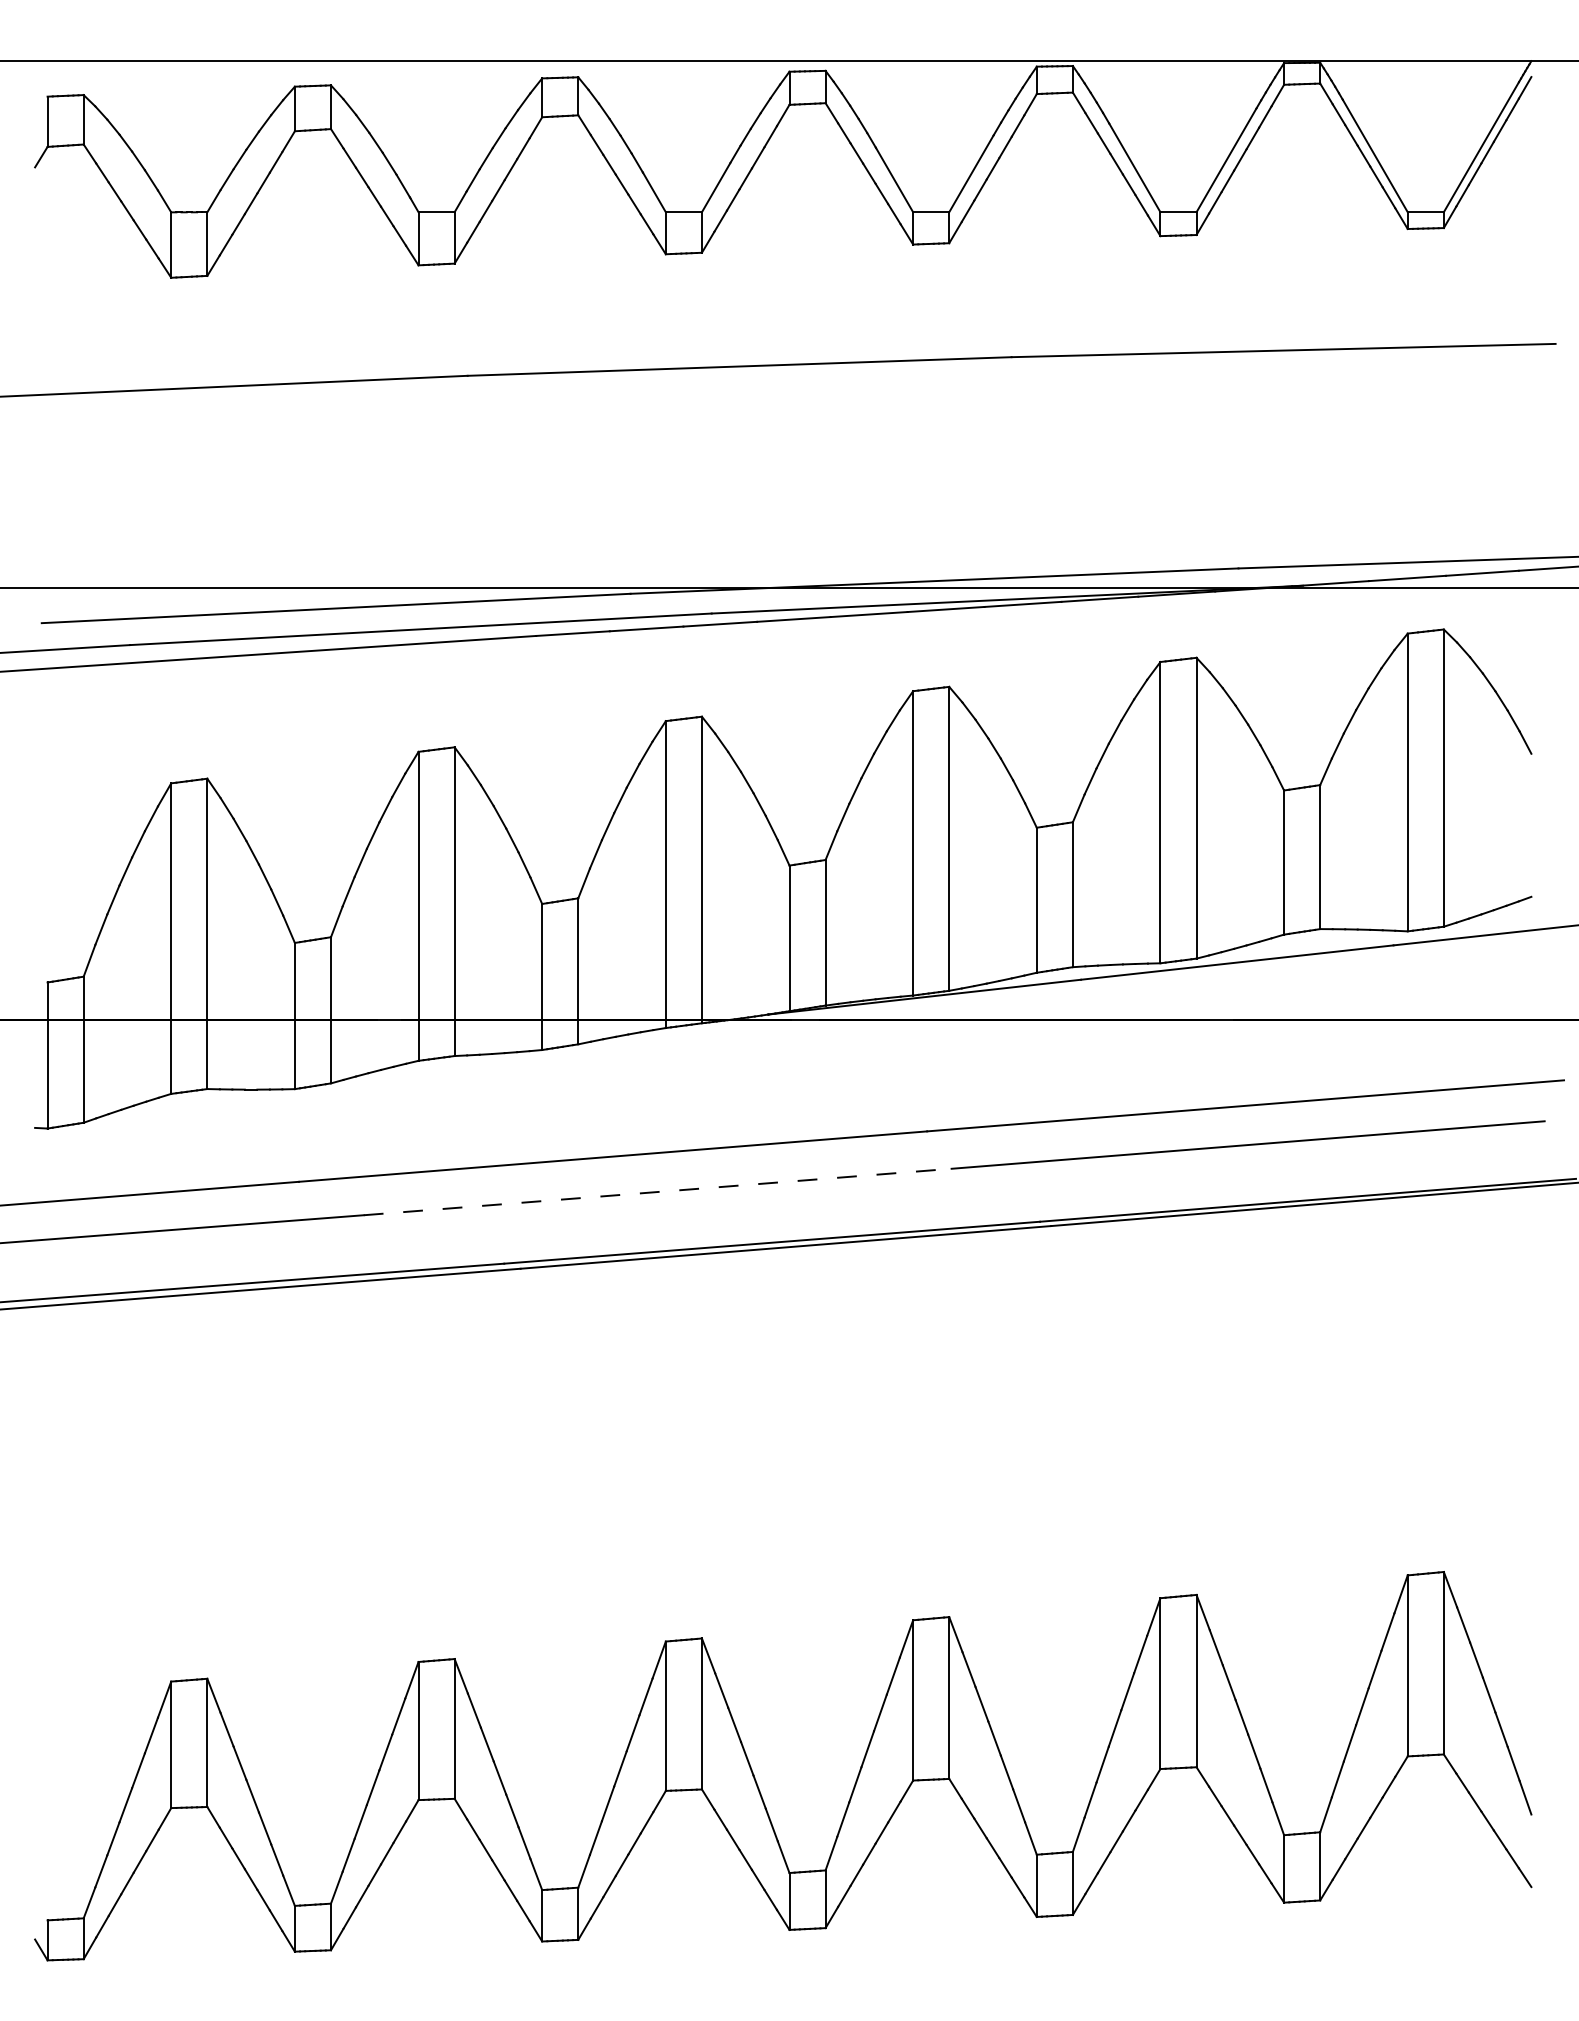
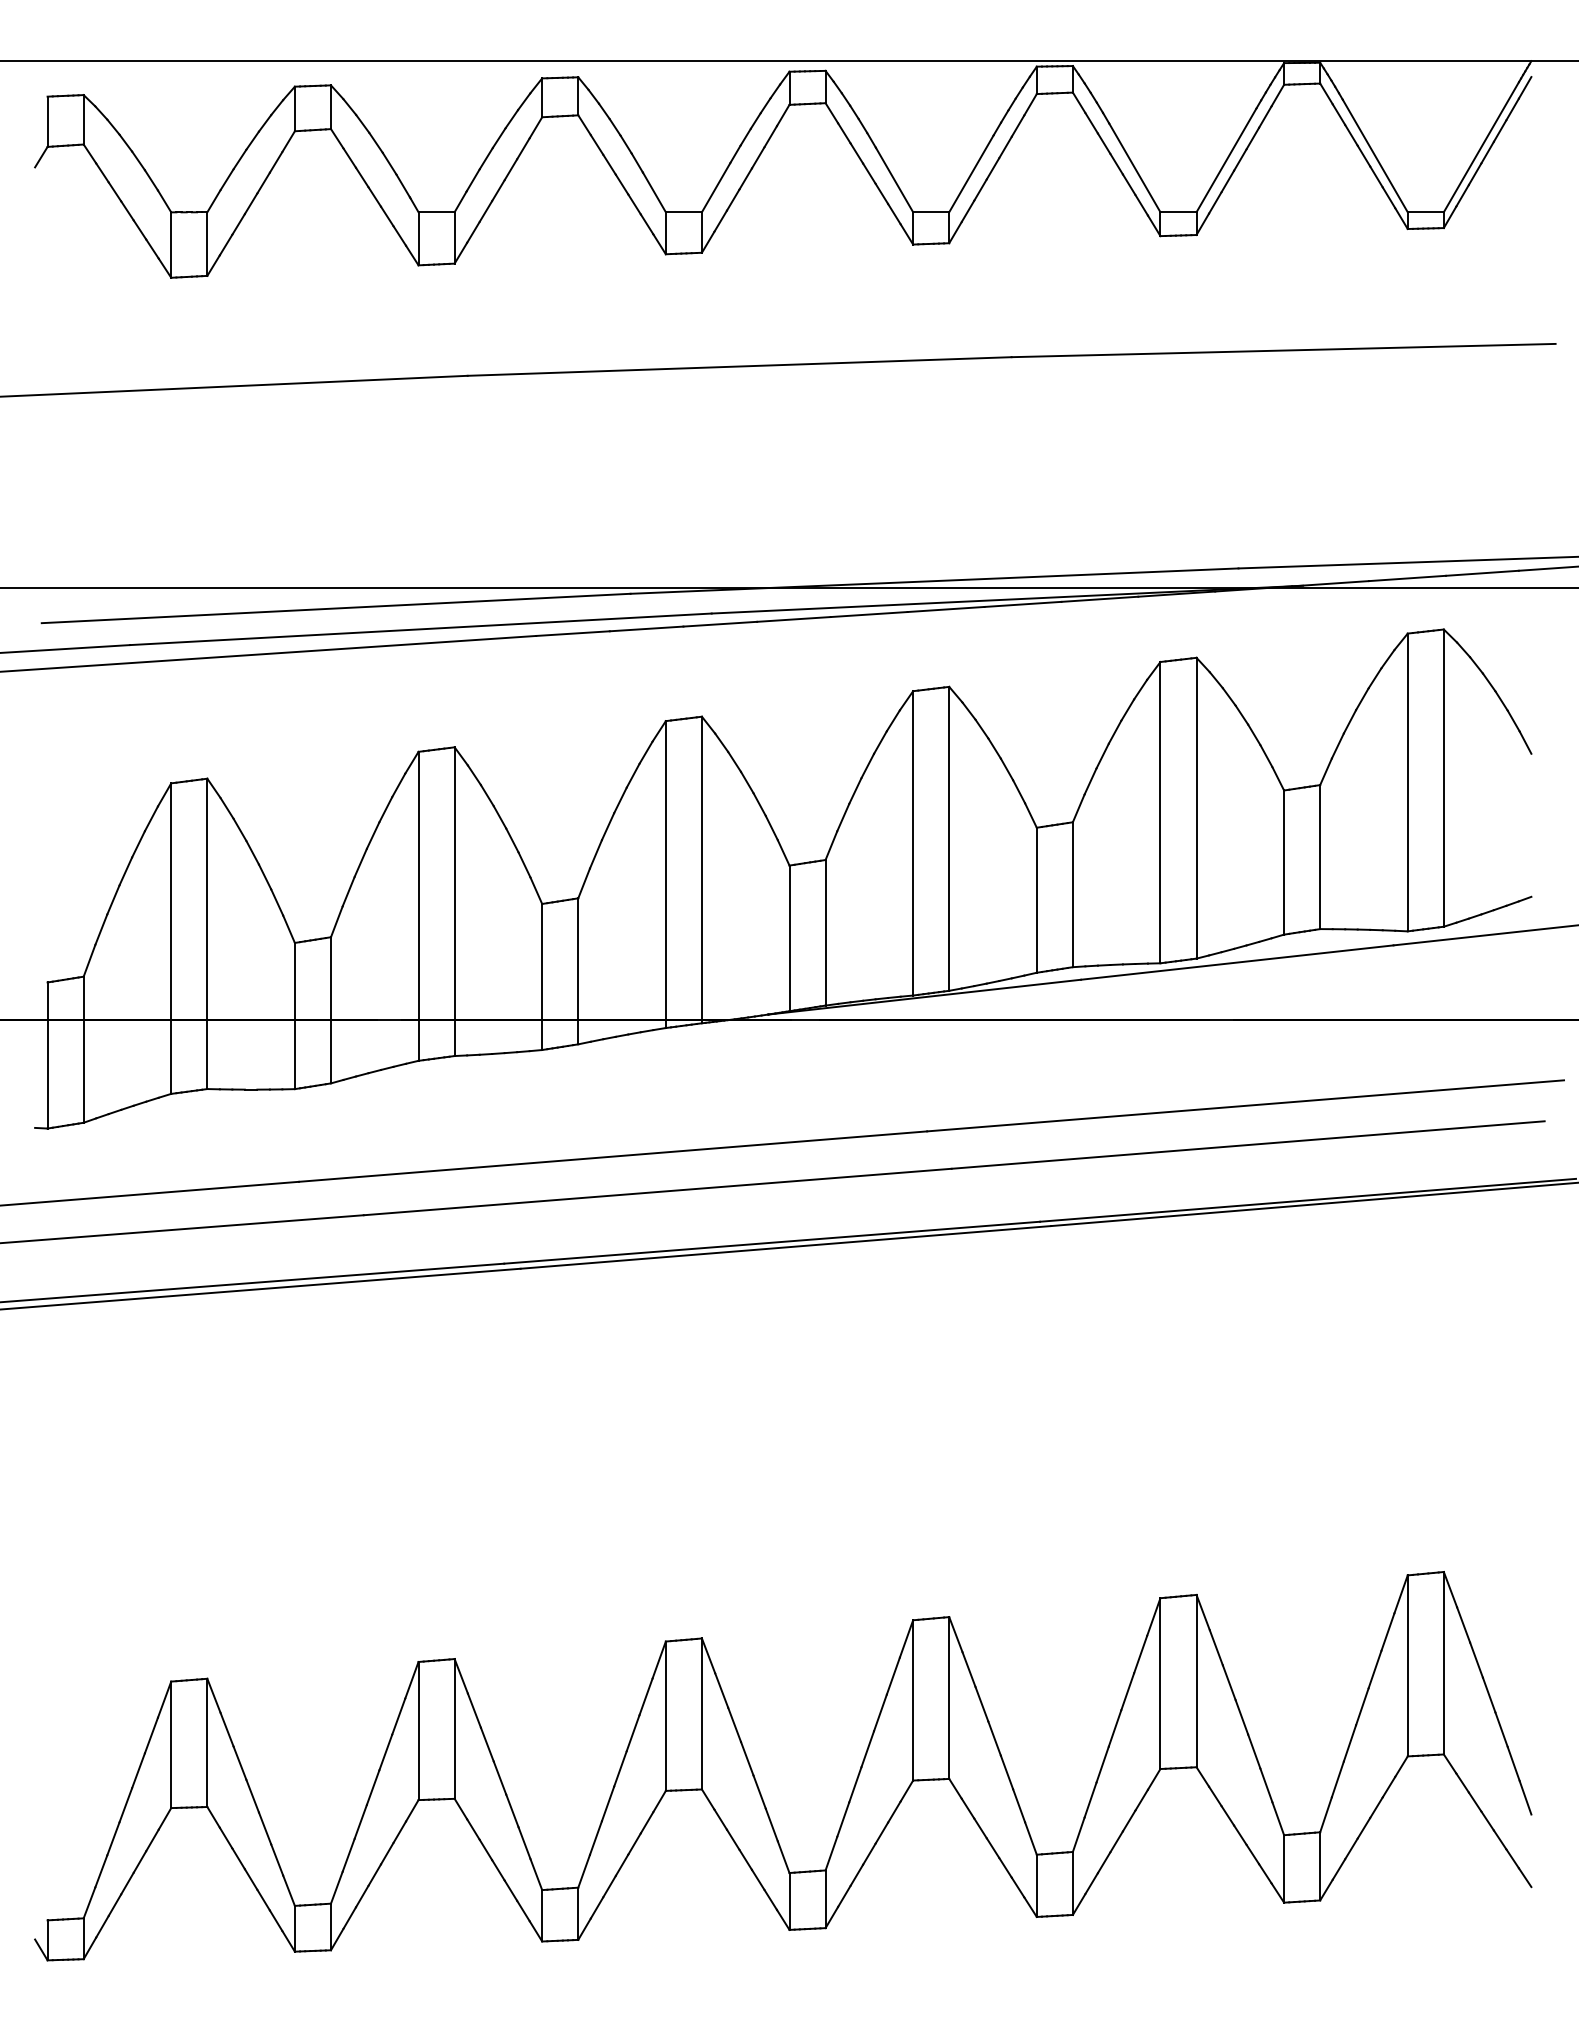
line: dashed -> solid (657, 1192)
